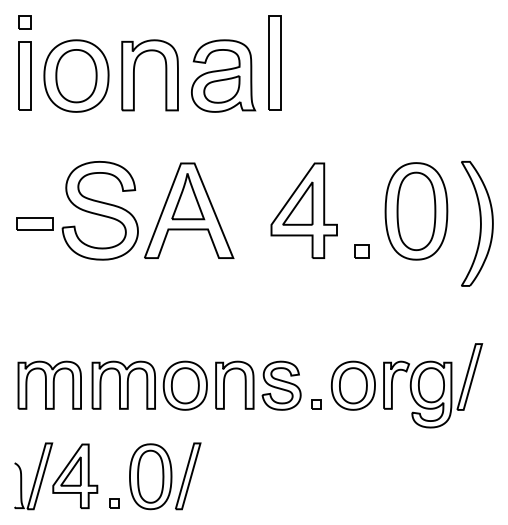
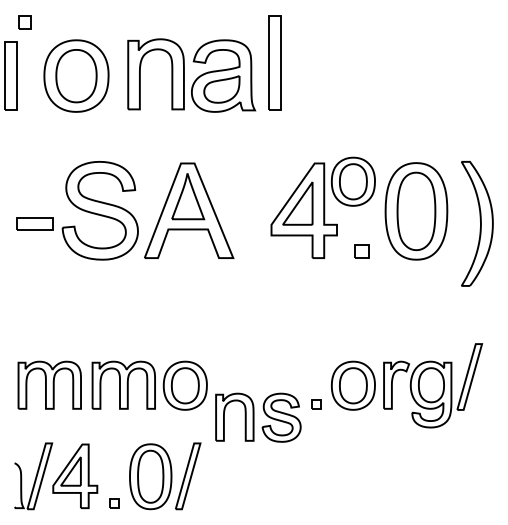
part position: (24, 75) -> (10, 75) (10, 75)
part position: (134, 75) -> (140, 74) (140, 74)
part: none -> present (353, 181)
part position: (258, 385) -> (258, 417) (258, 417)
